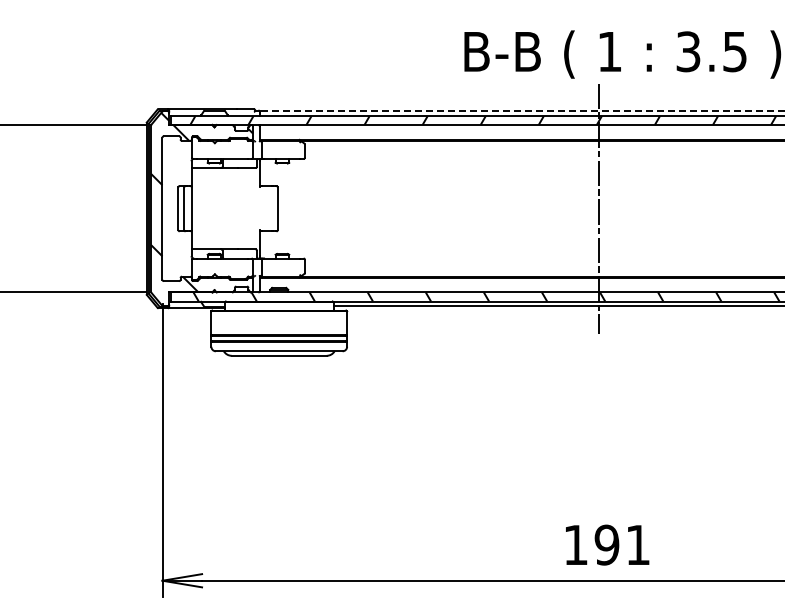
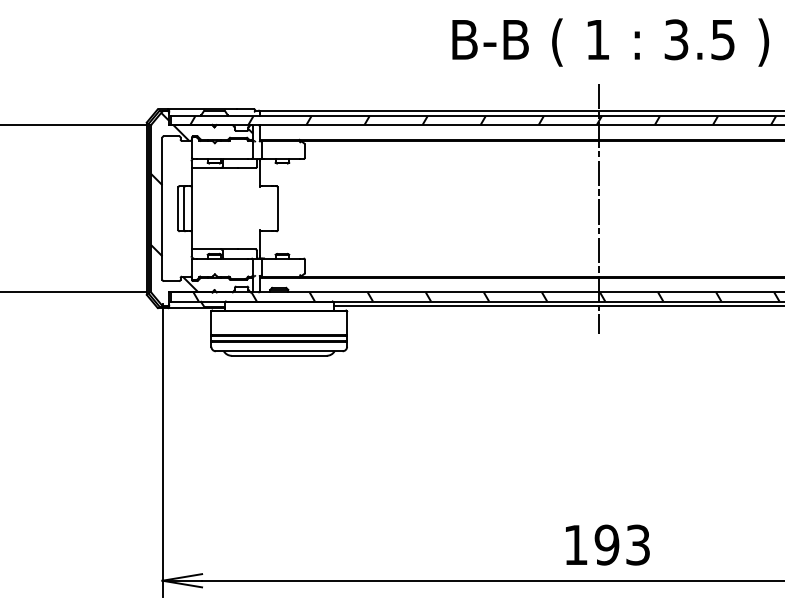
text position: (622, 54) -> (610, 42) (610, 42)
line: dashed -> solid (521, 111)
text: 191 -> 193 (637, 544)
